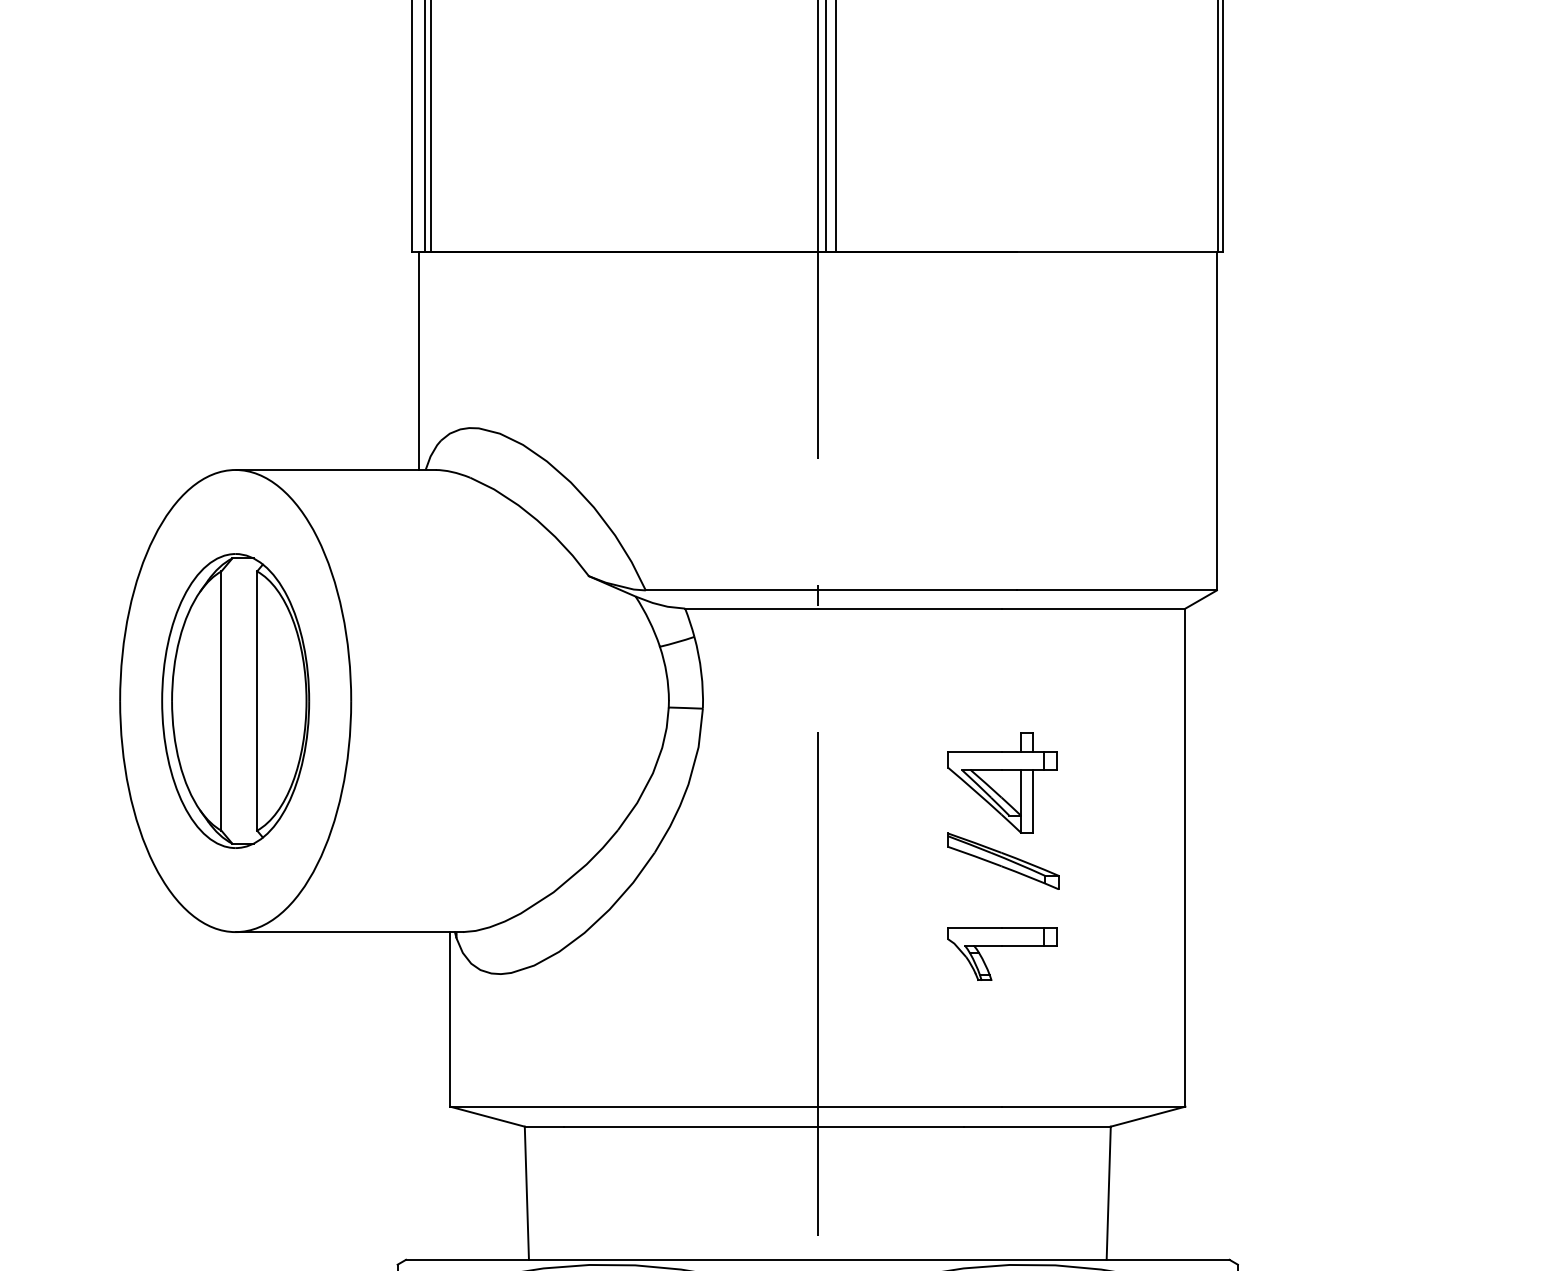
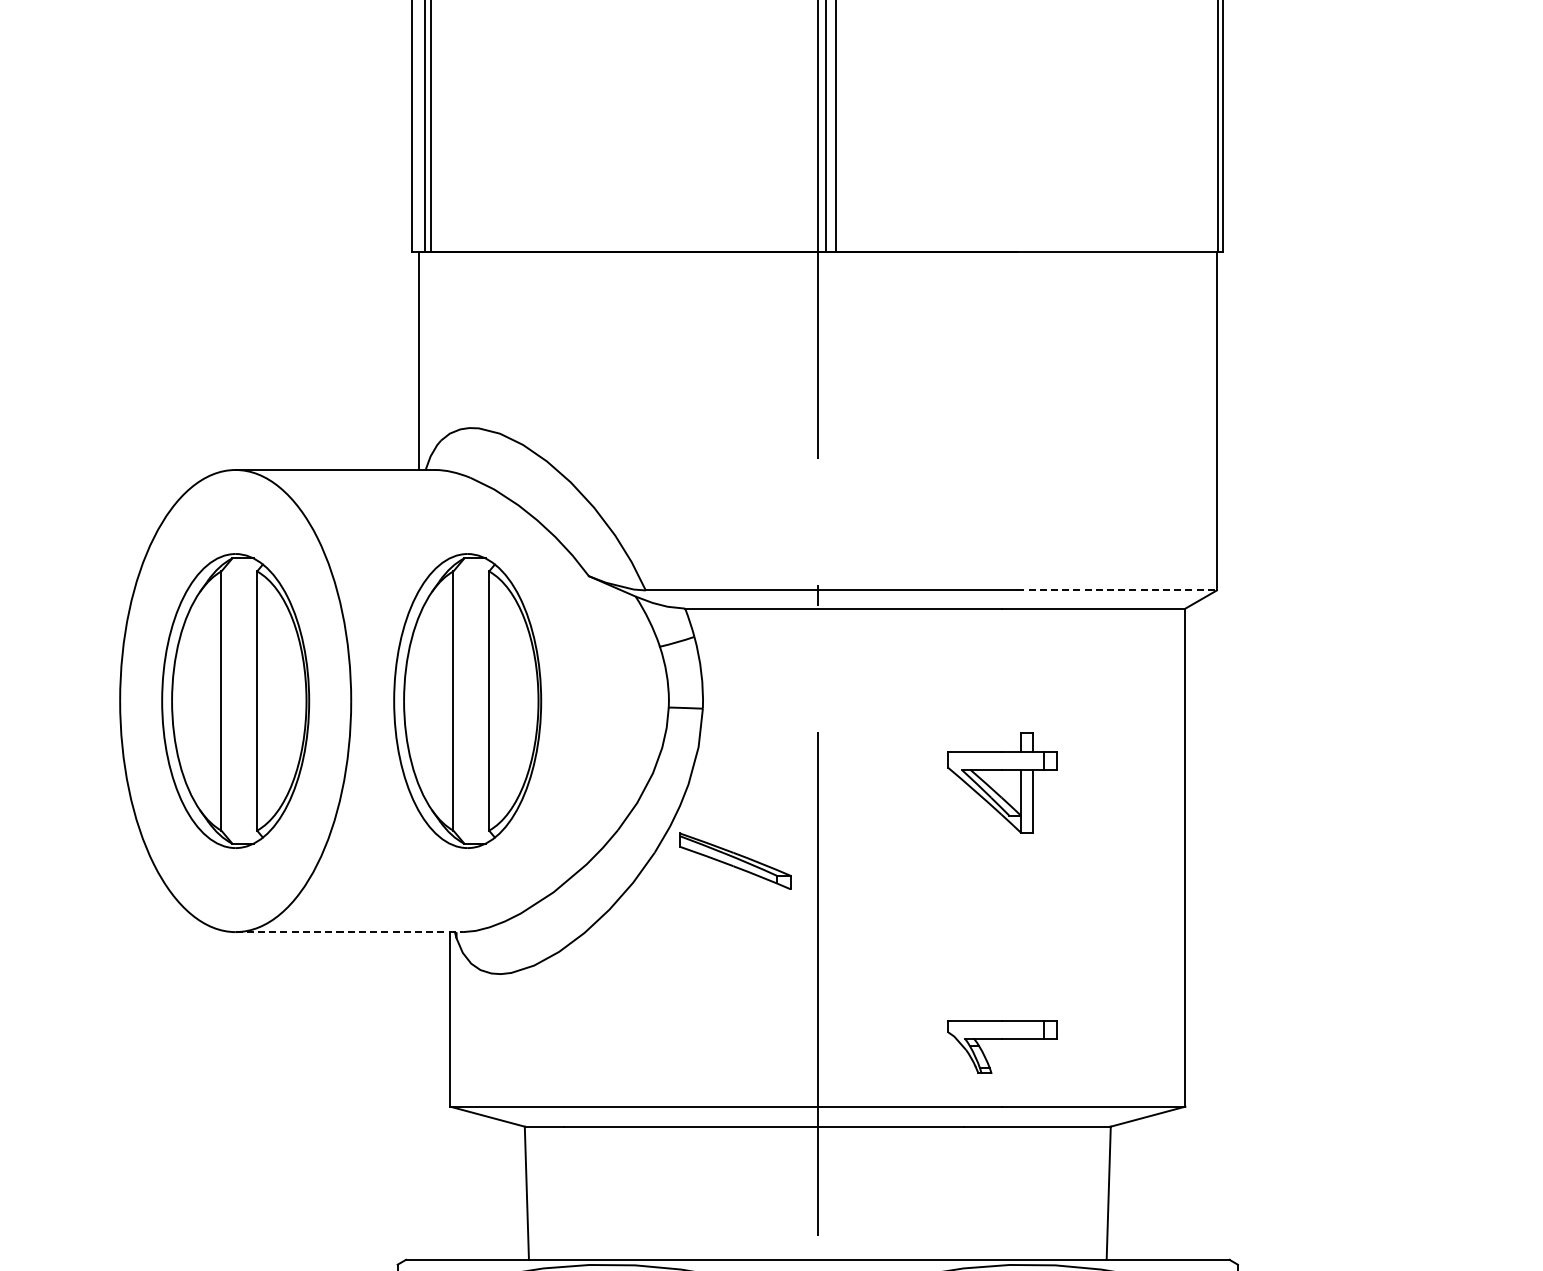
line: solid -> dashed (1117, 590)
part: none -> present (467, 700)
part position: (1003, 860) -> (735, 860) (735, 860)
line: solid -> dashed (349, 932)
part position: (1002, 946) -> (1002, 1039) (1002, 1039)
